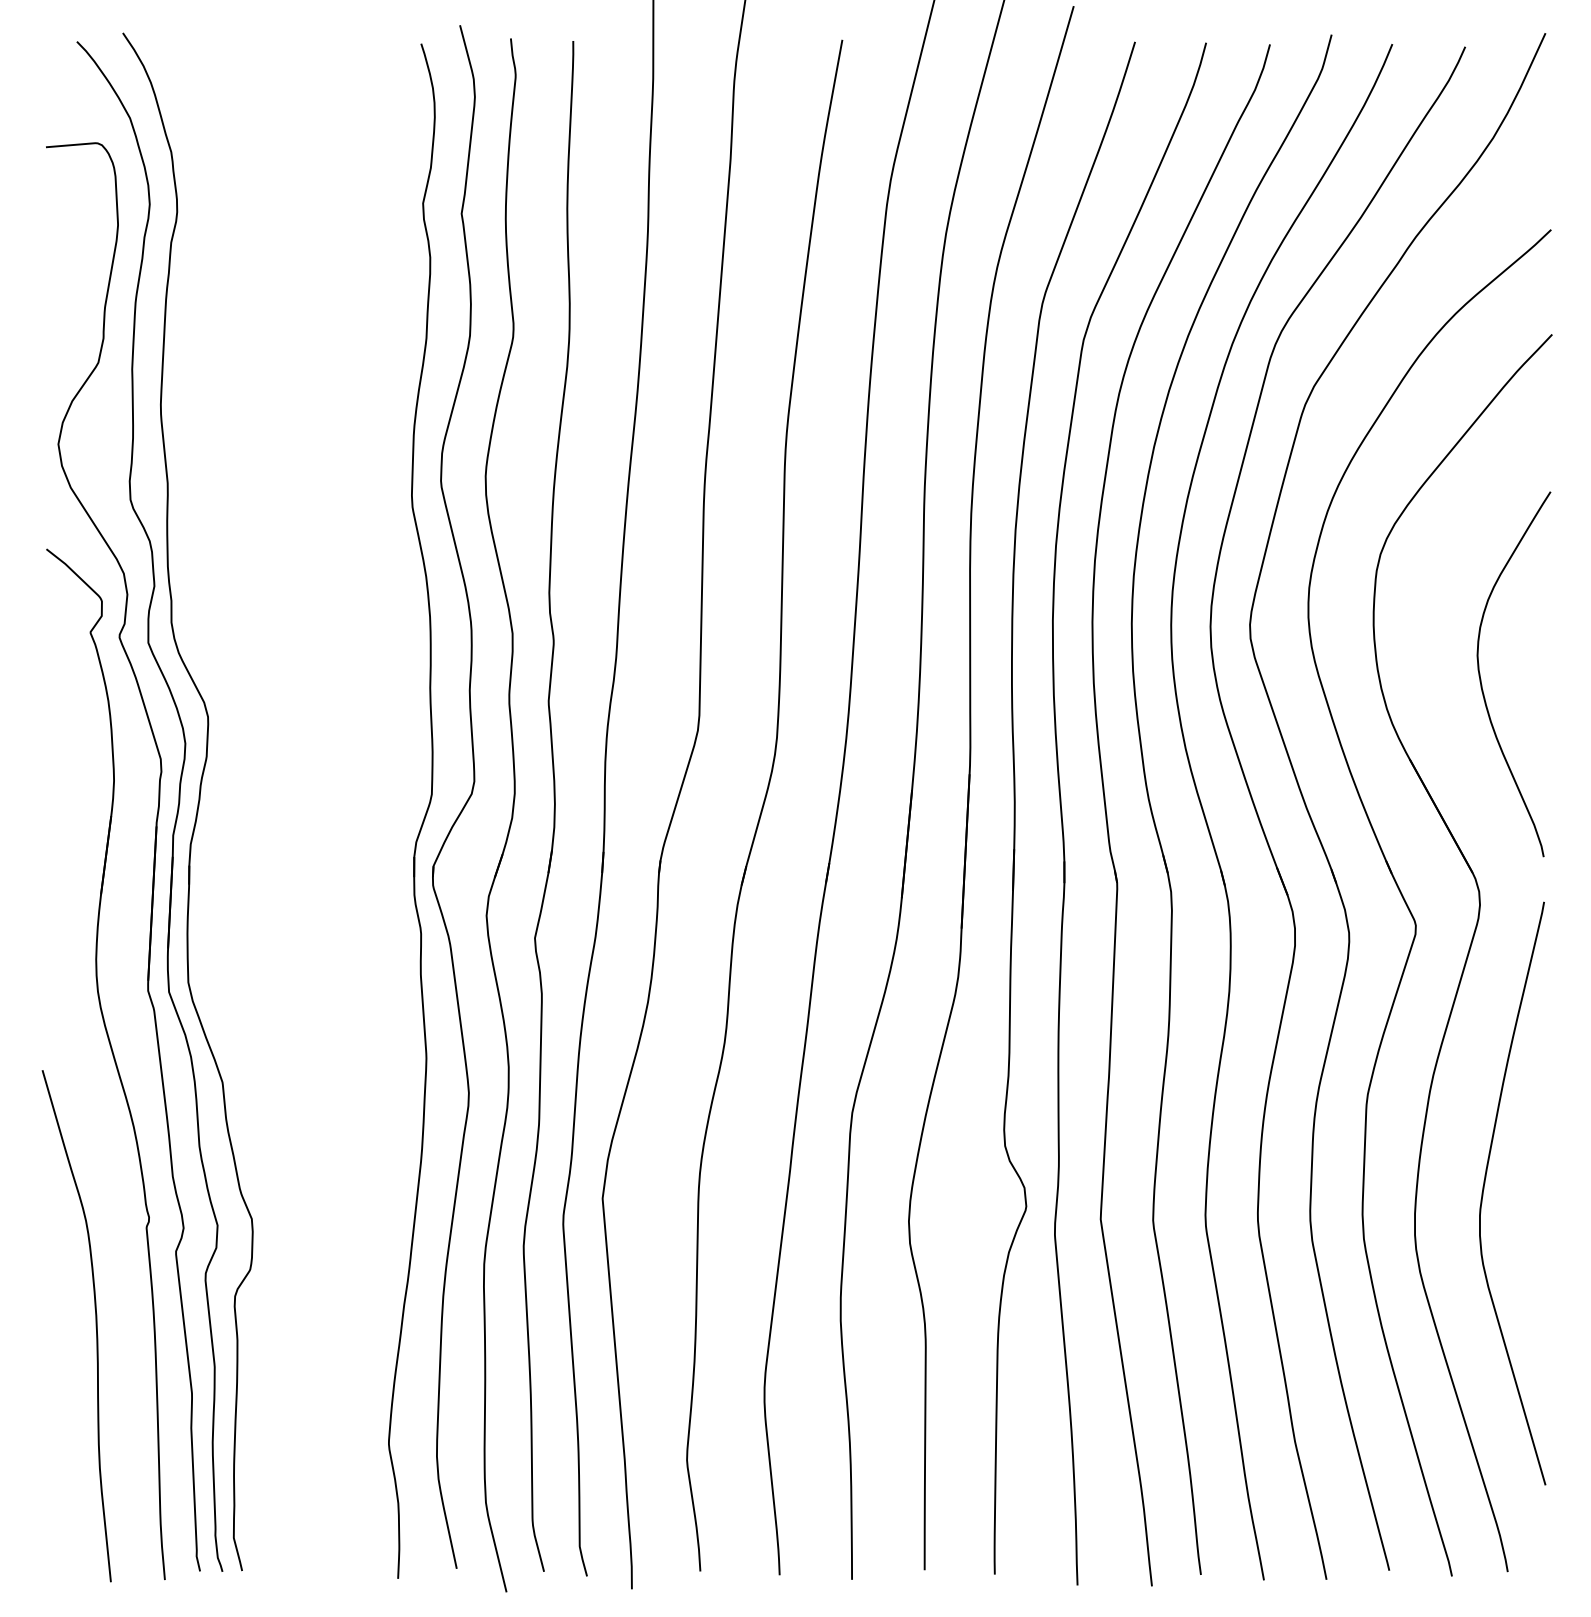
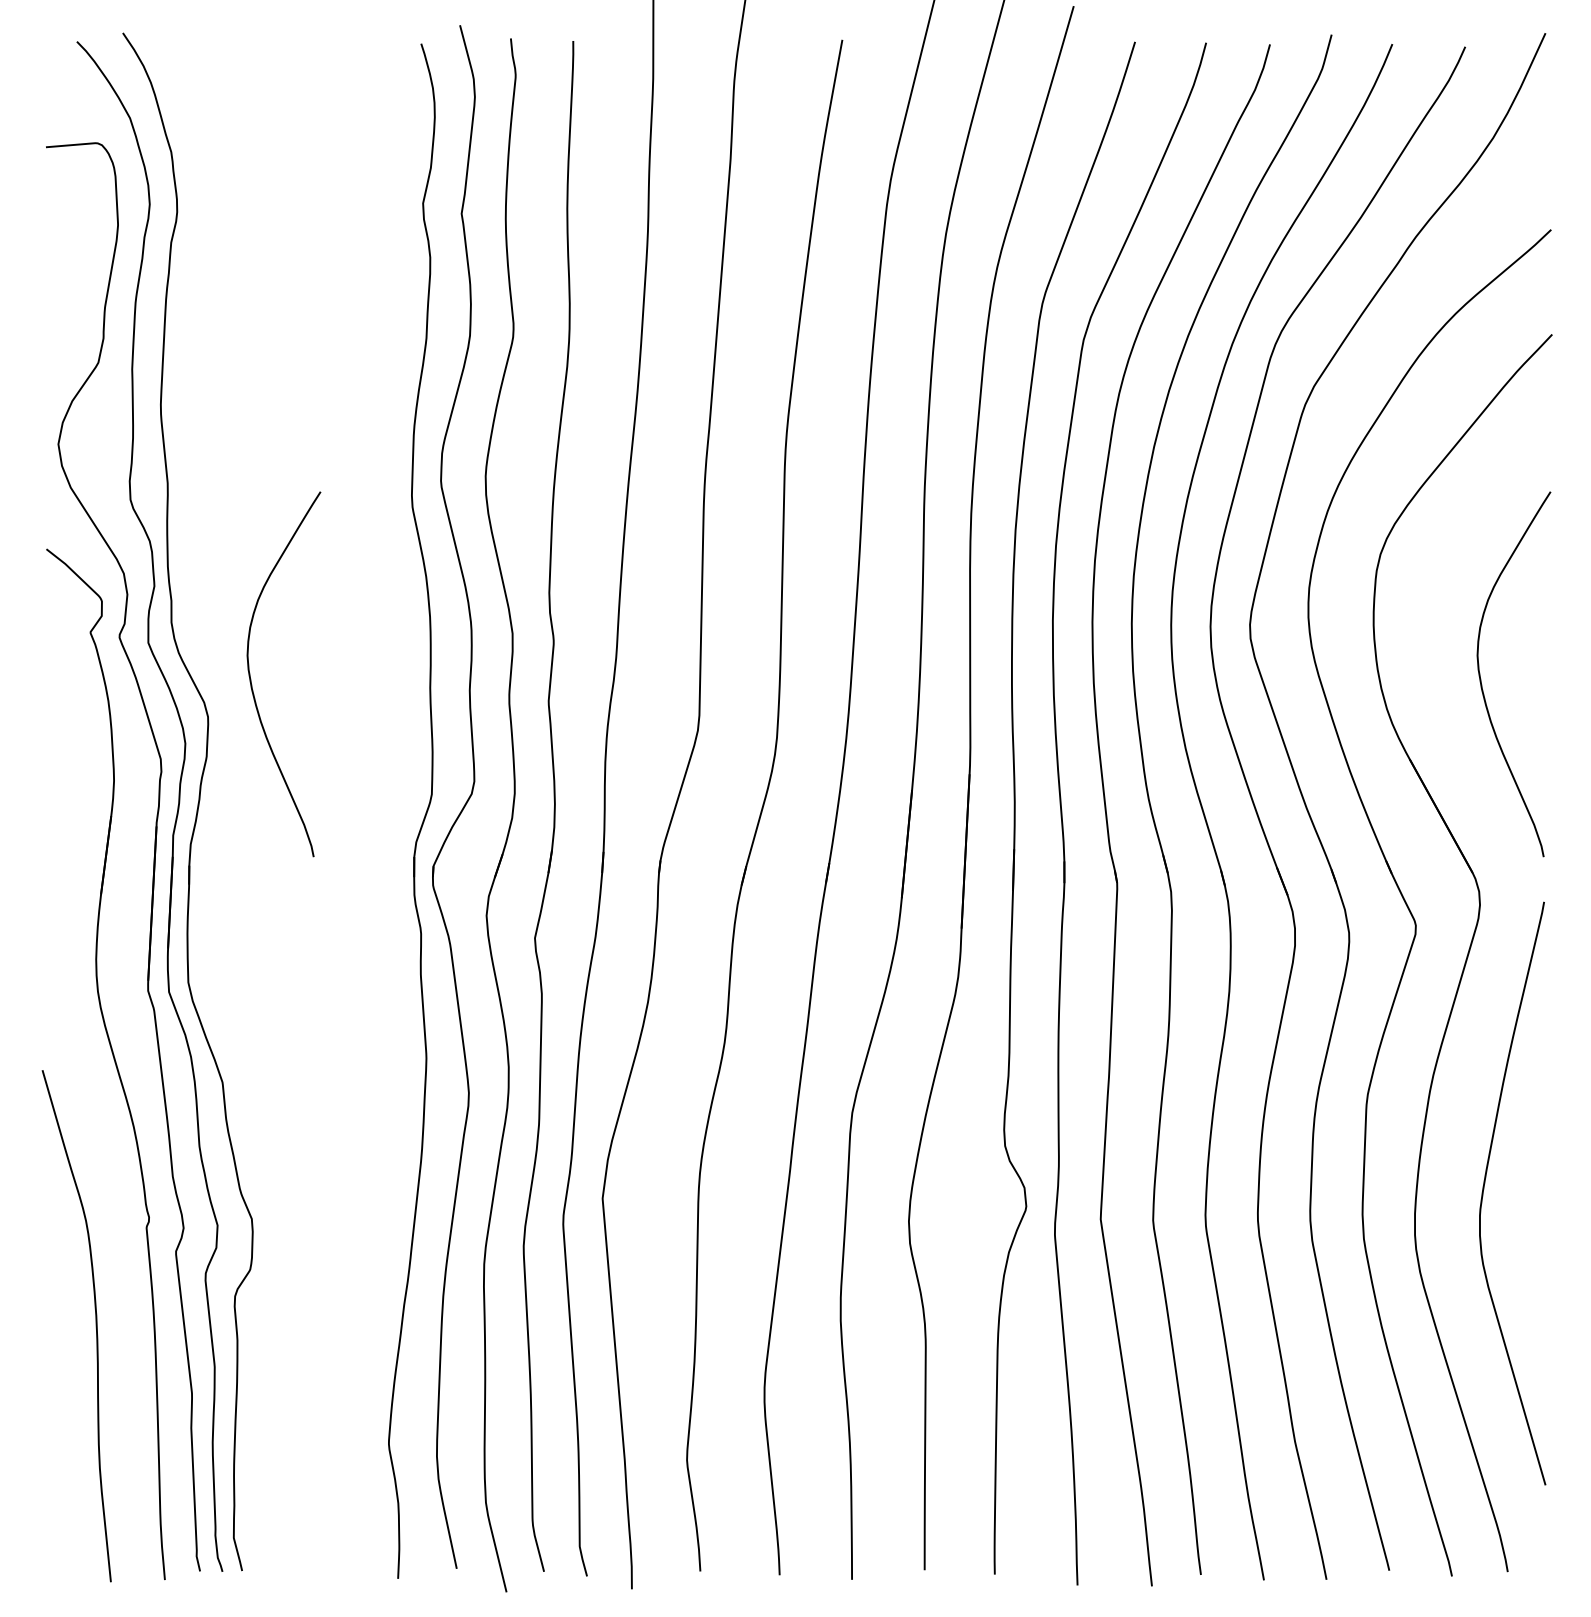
curve: none -> present (251, 679)
